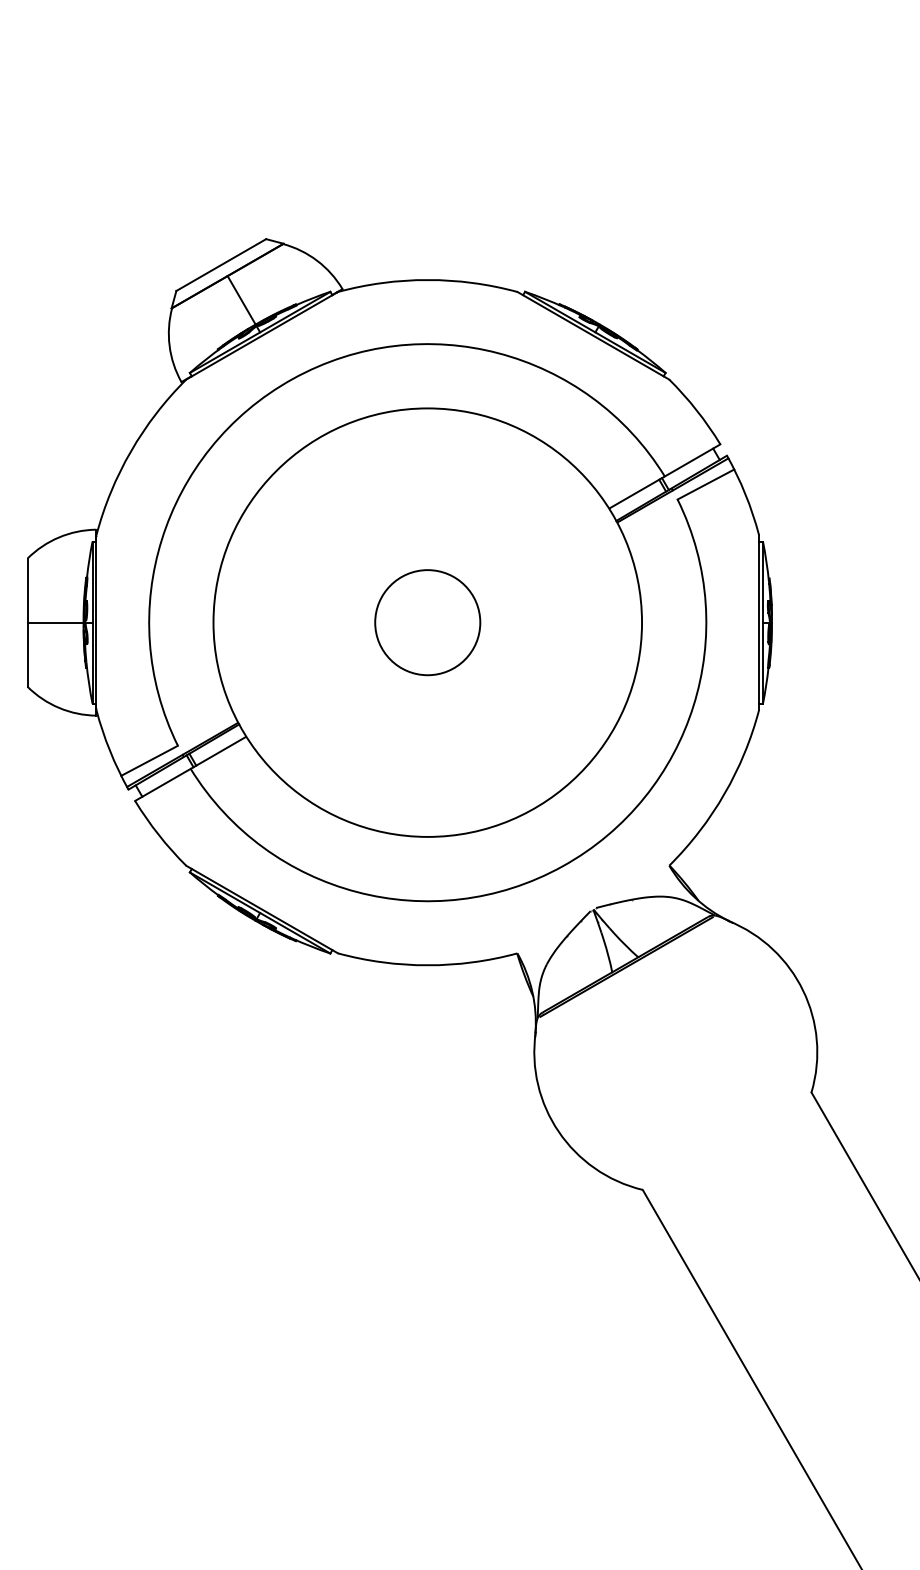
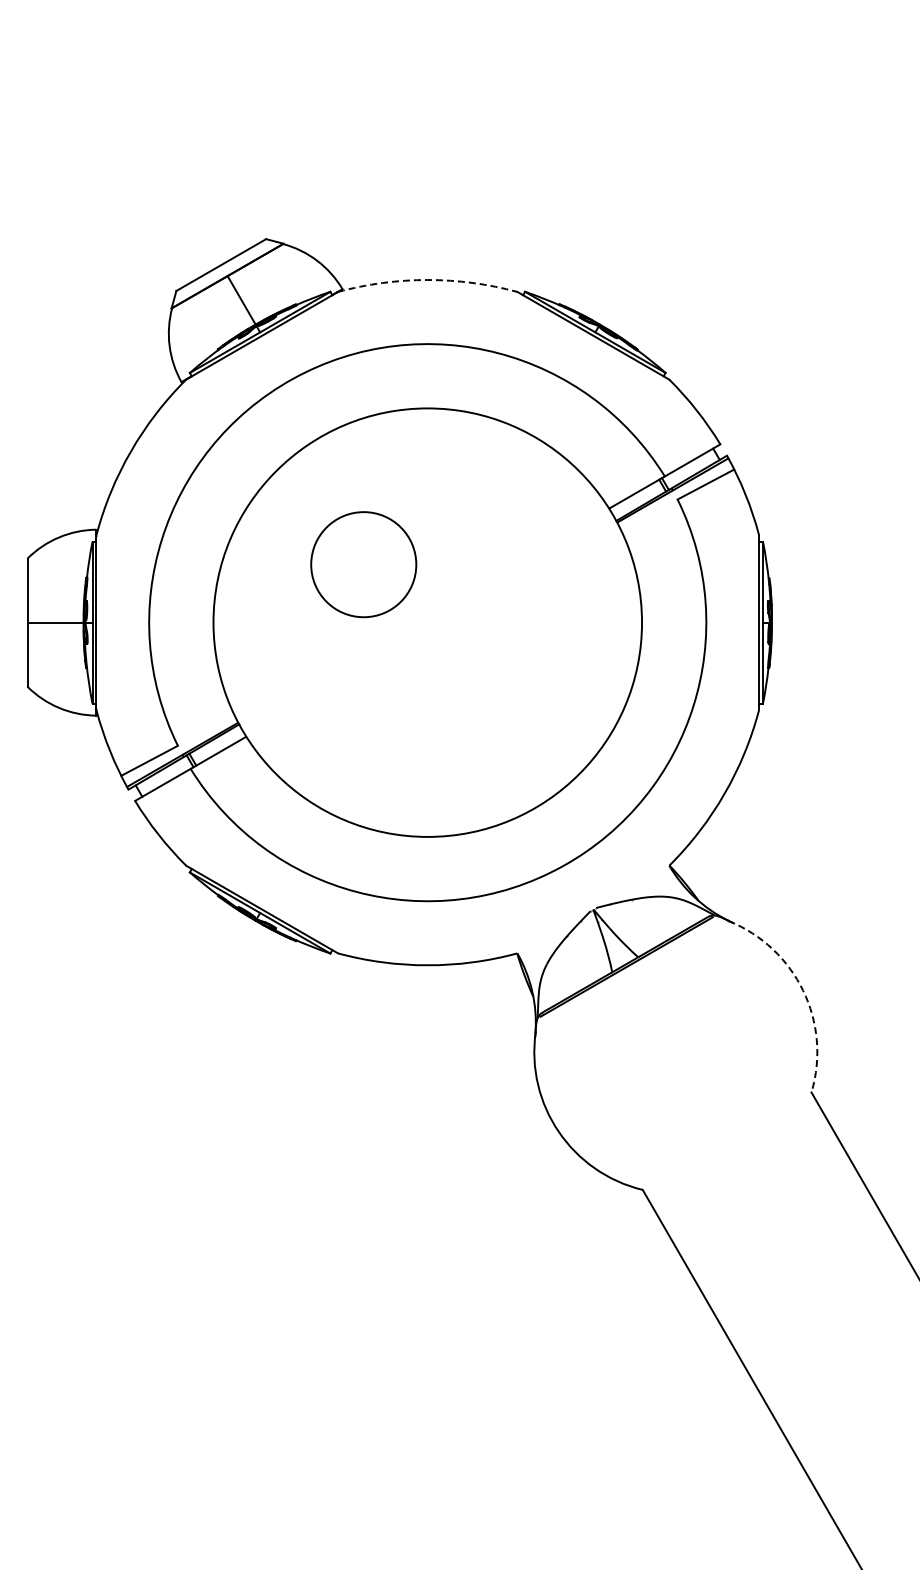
arc: solid -> dashed (427, 280)
circle position: (427, 622) -> (363, 564) (363, 564)
arc: solid -> dashed (803, 990)
